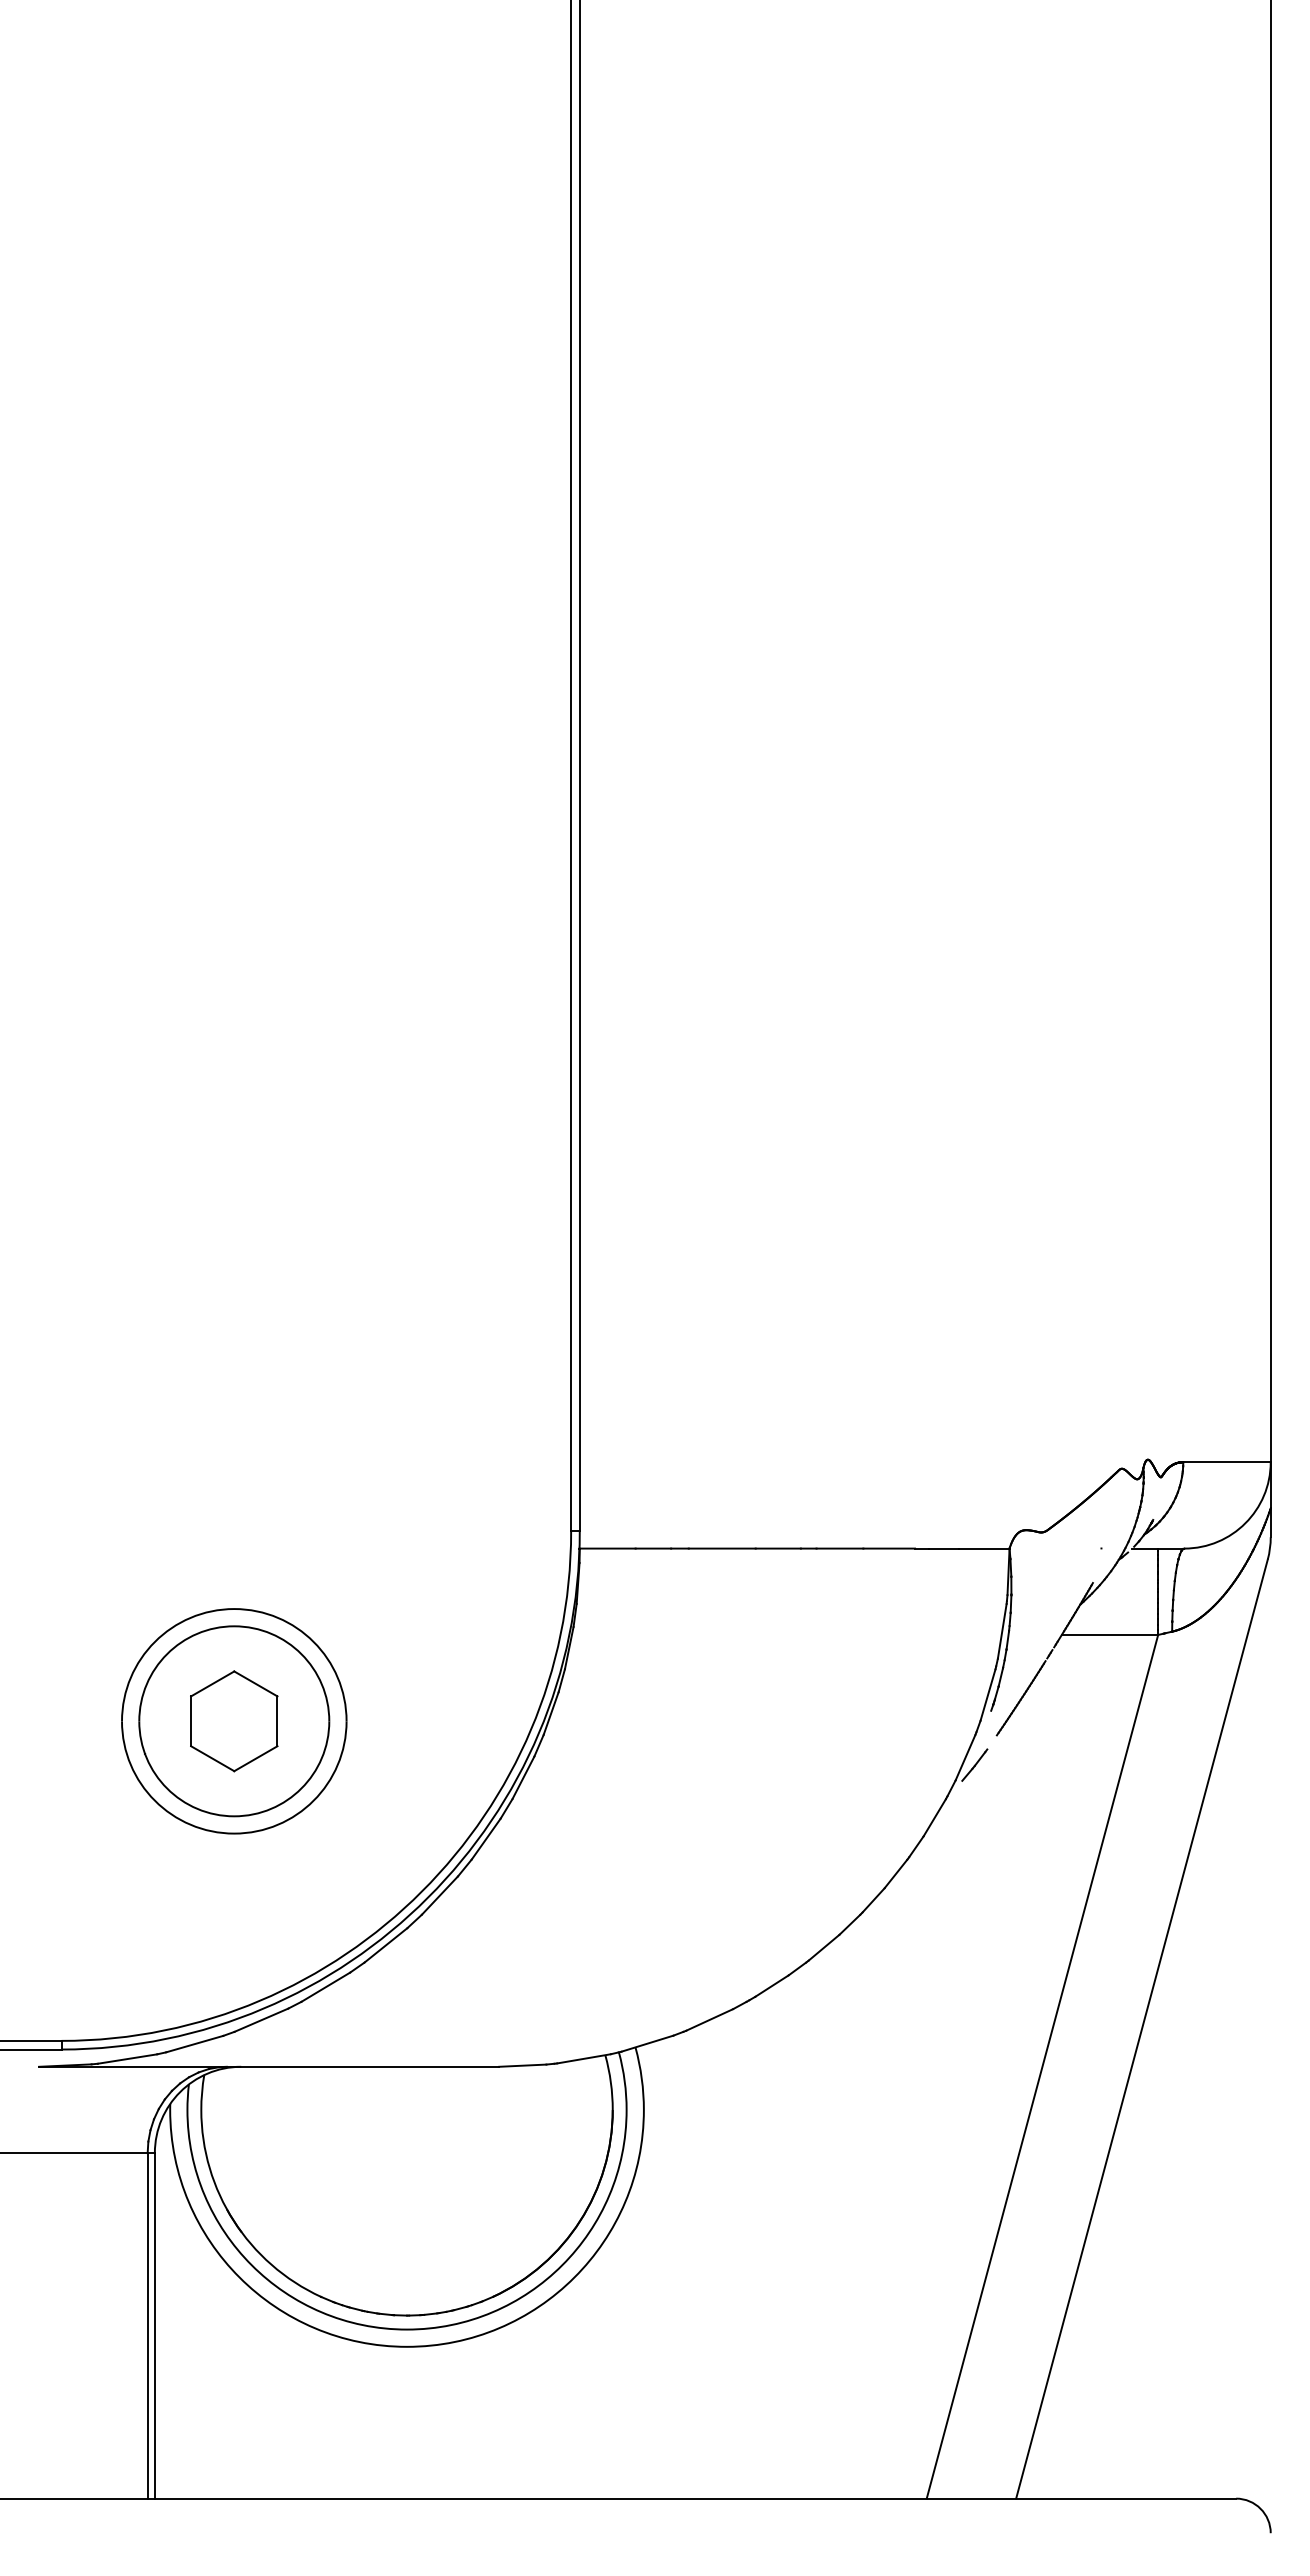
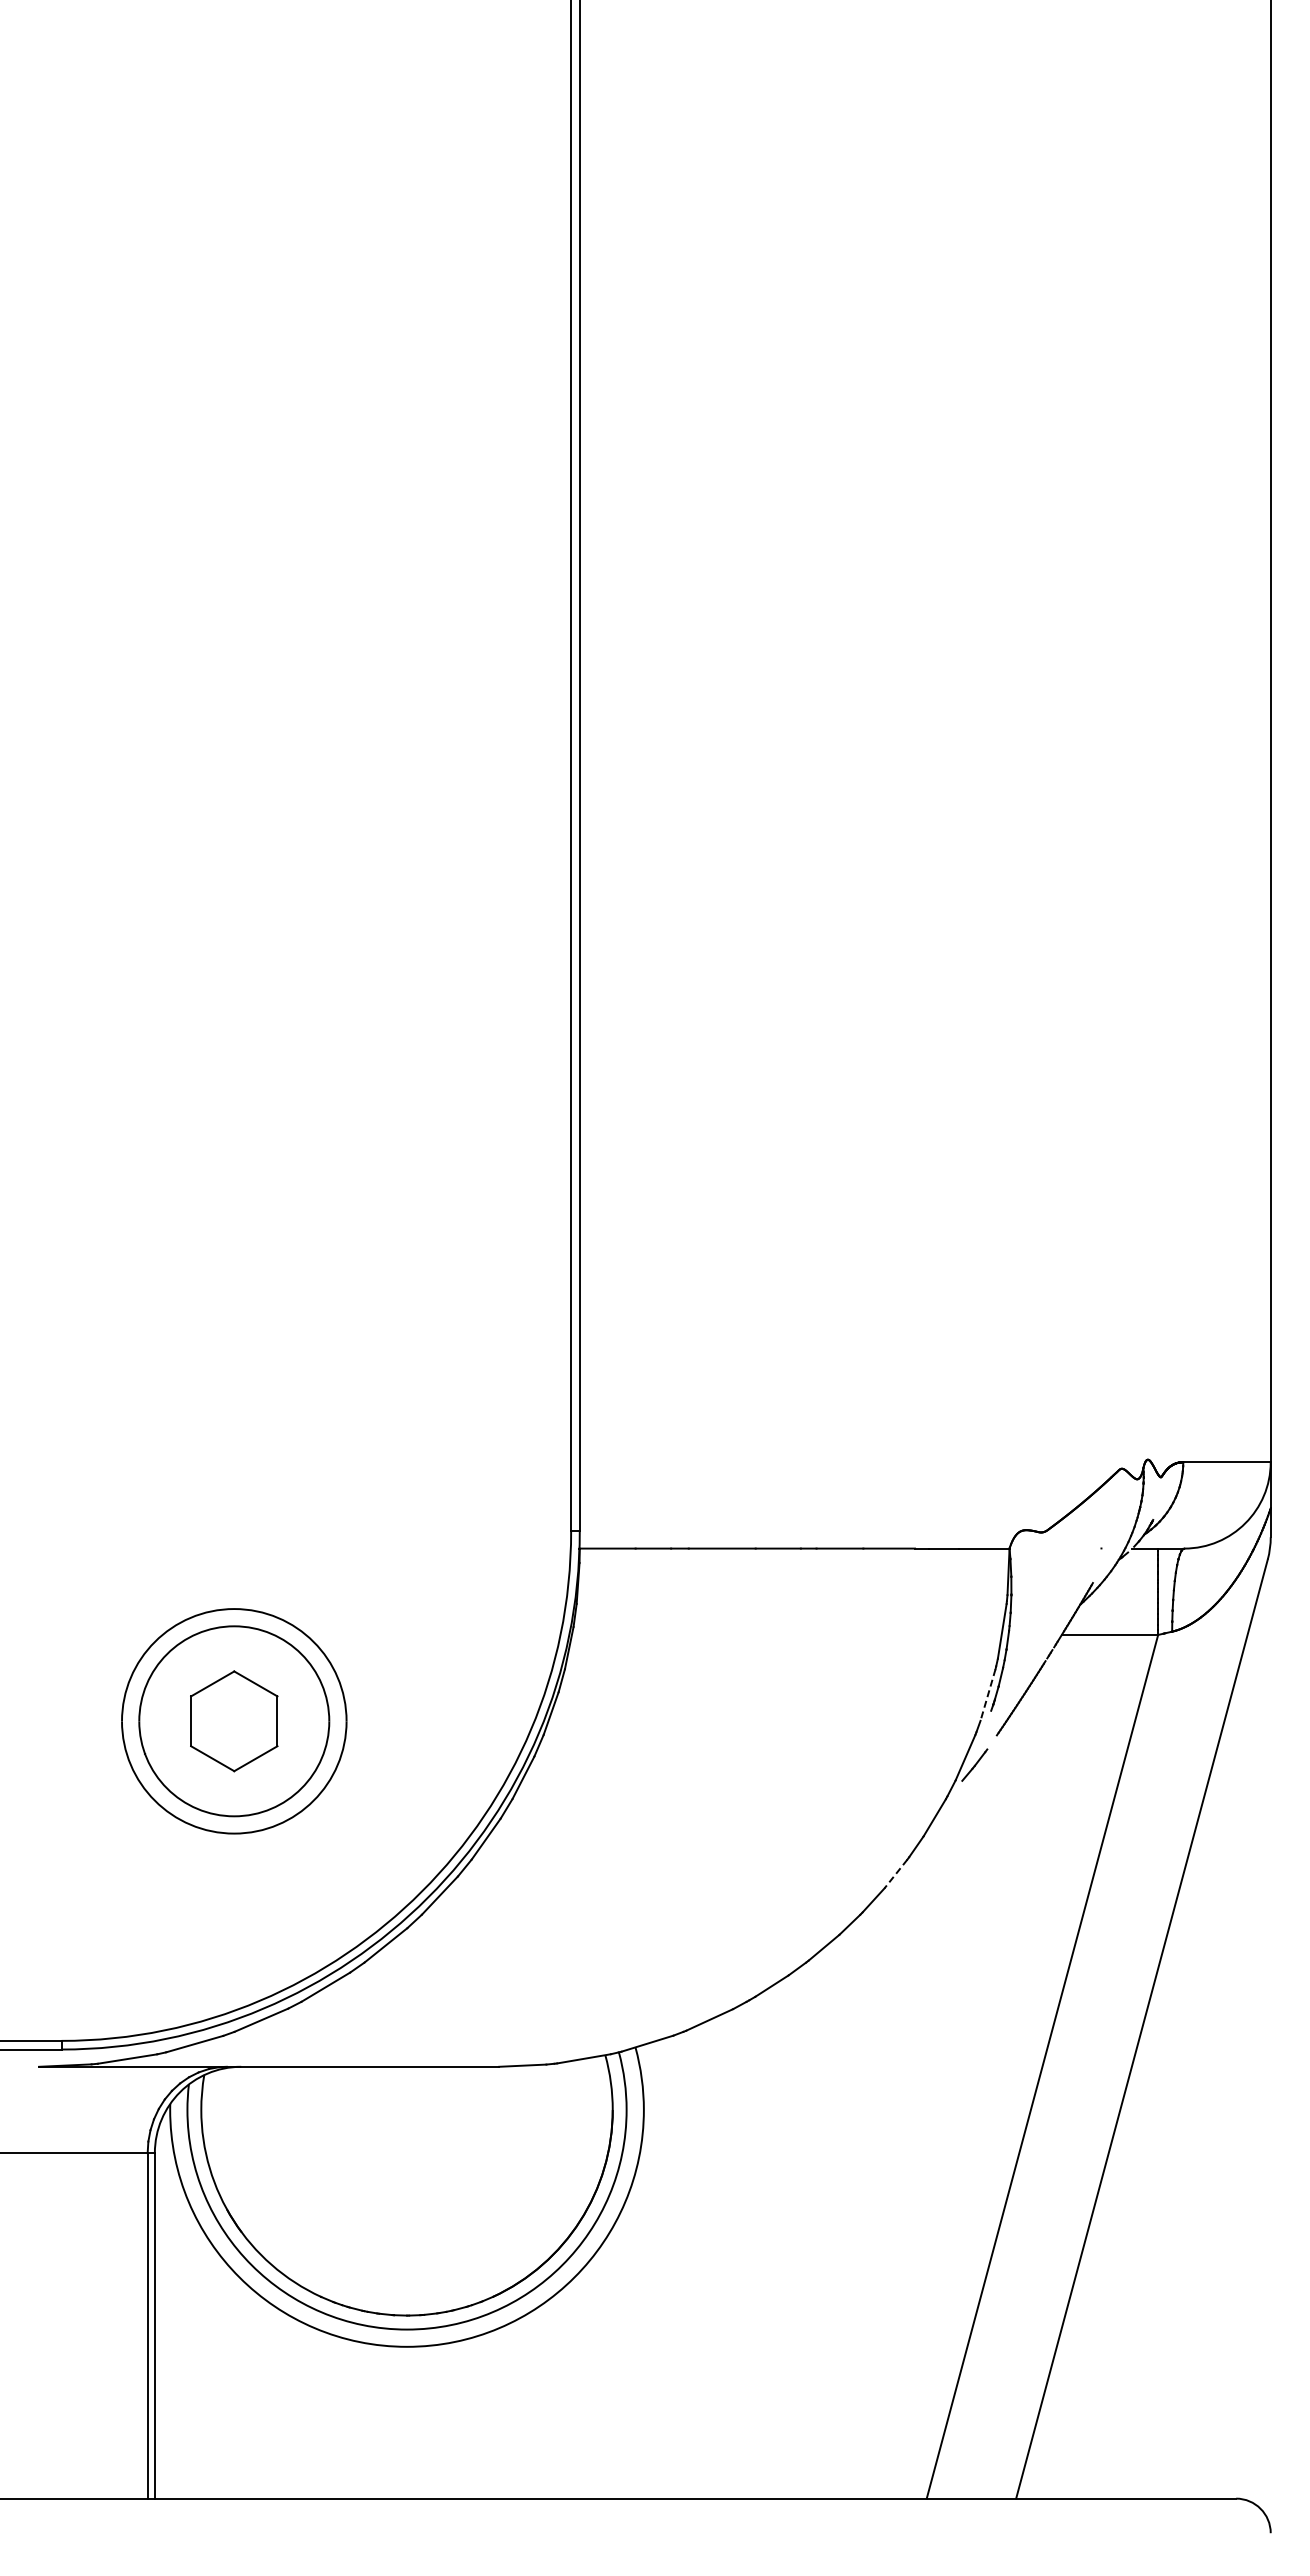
line: solid -> dashed (988, 1695)
line: solid -> dashed (895, 1874)
